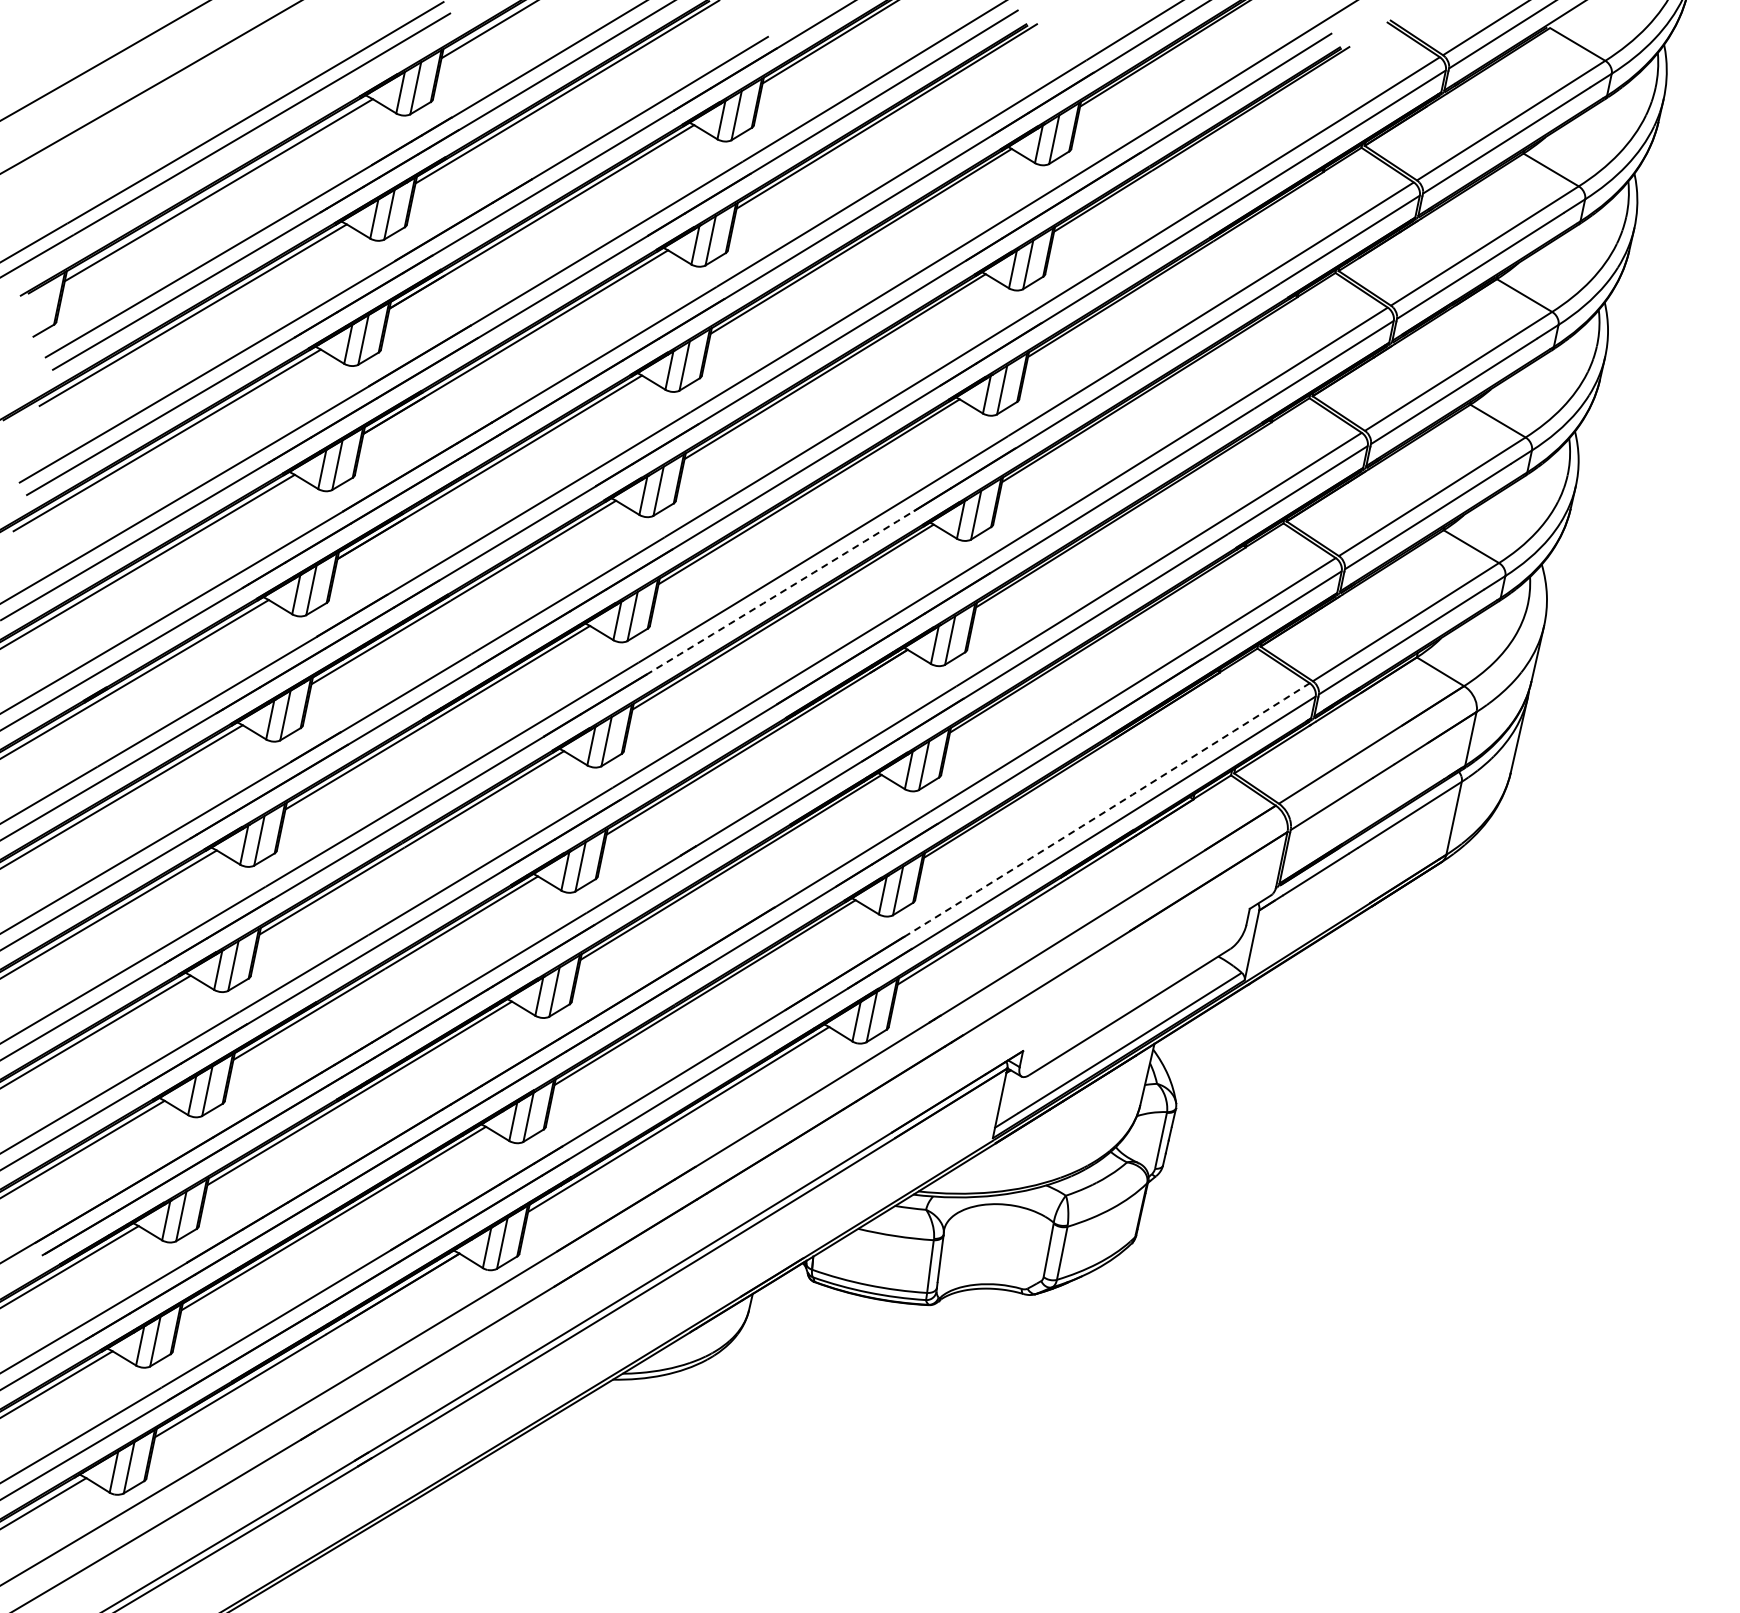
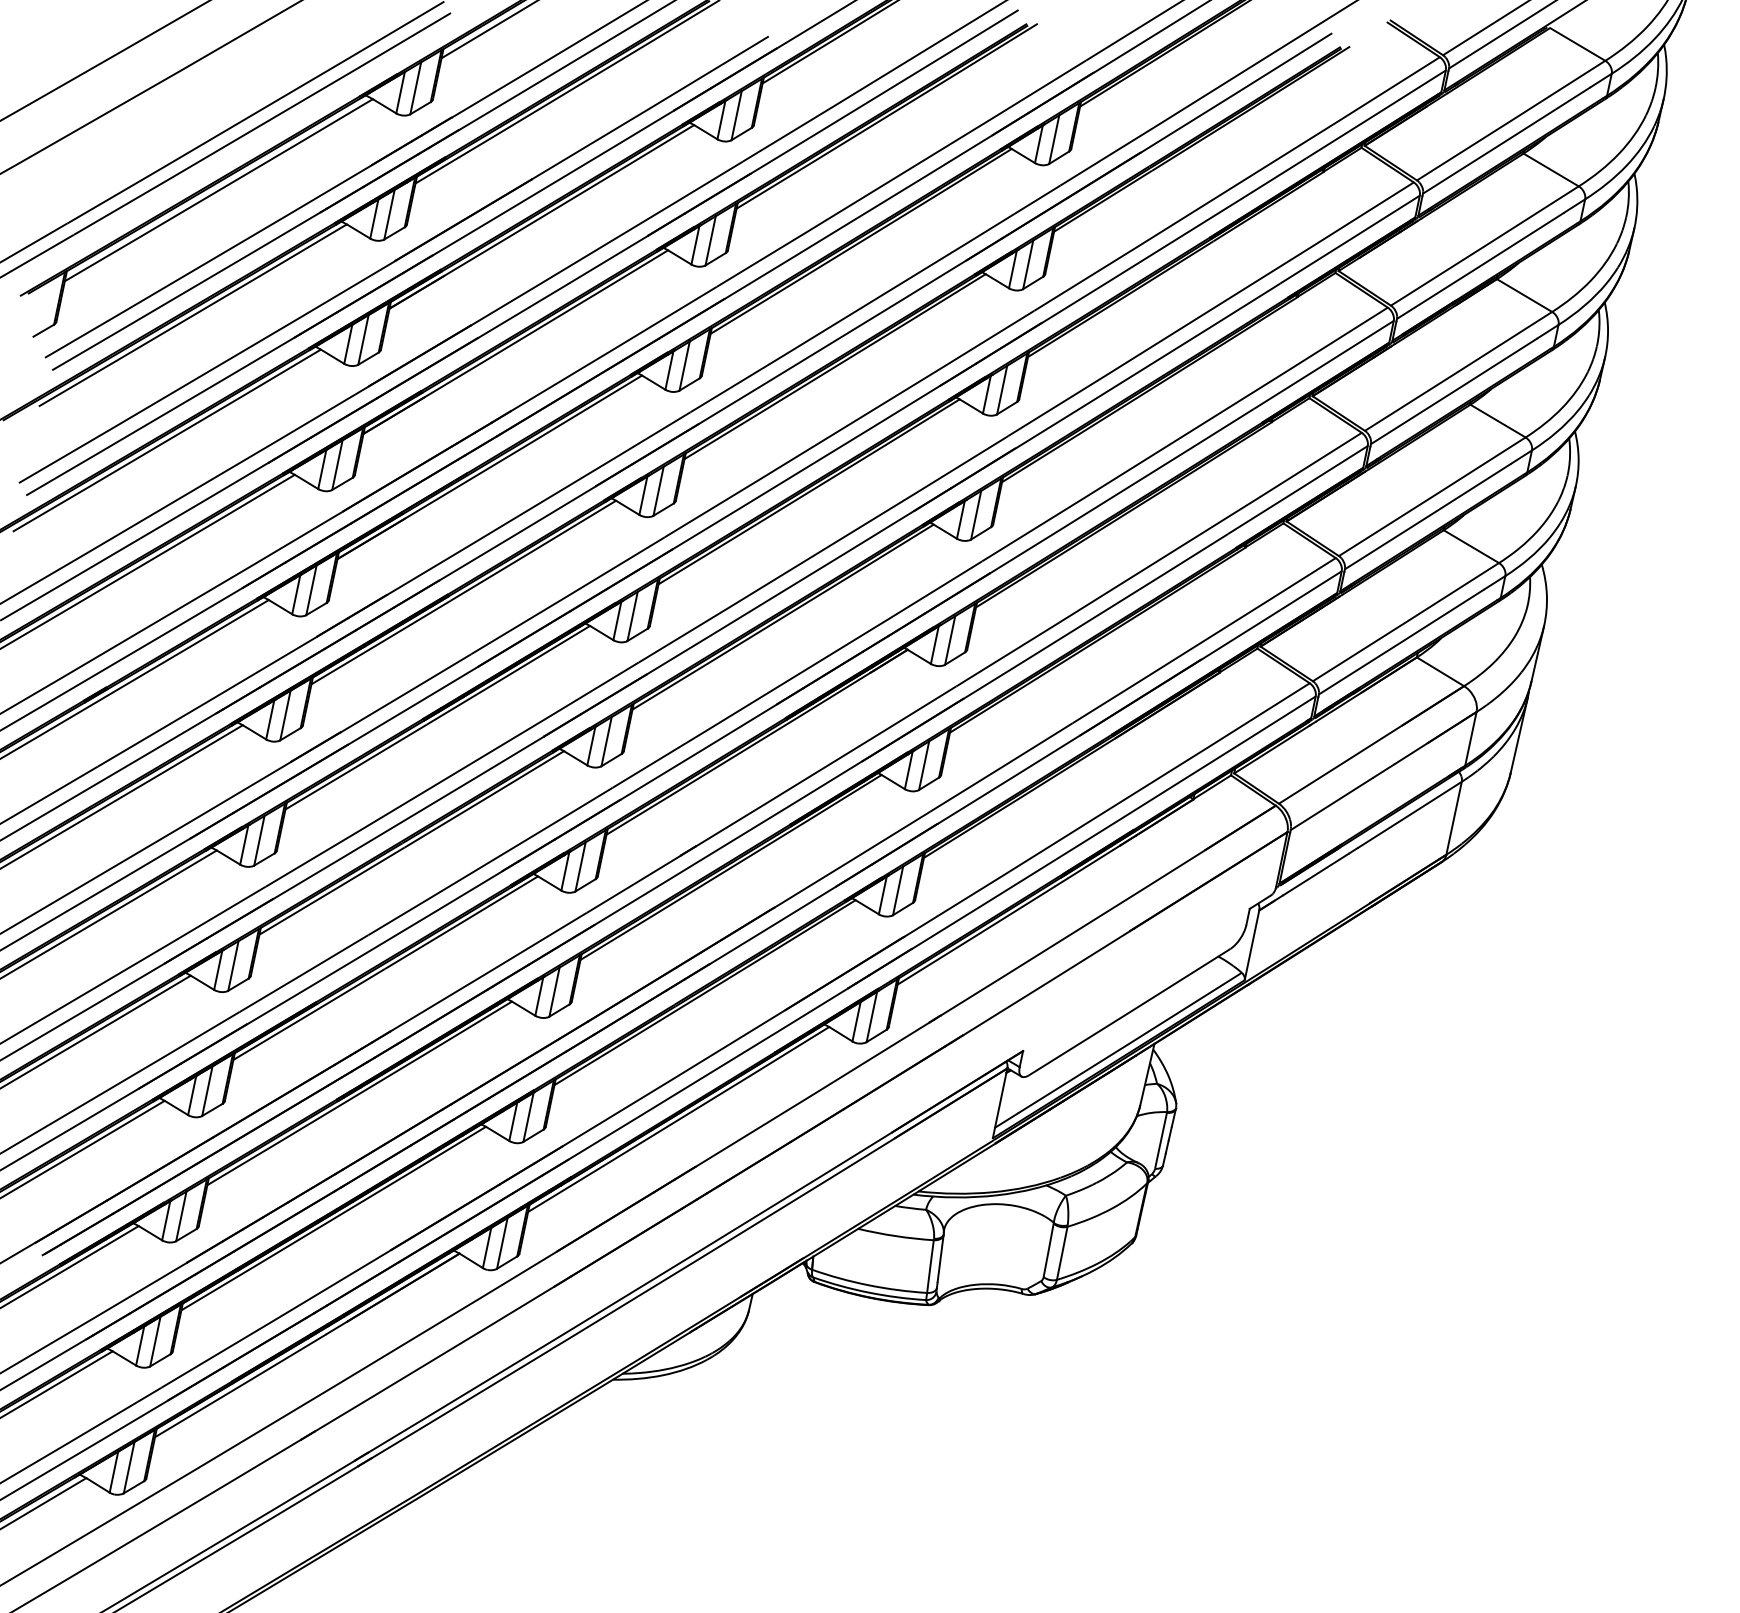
arc: dashed -> solid (780, 593)
arc: dashed -> solid (1107, 810)
